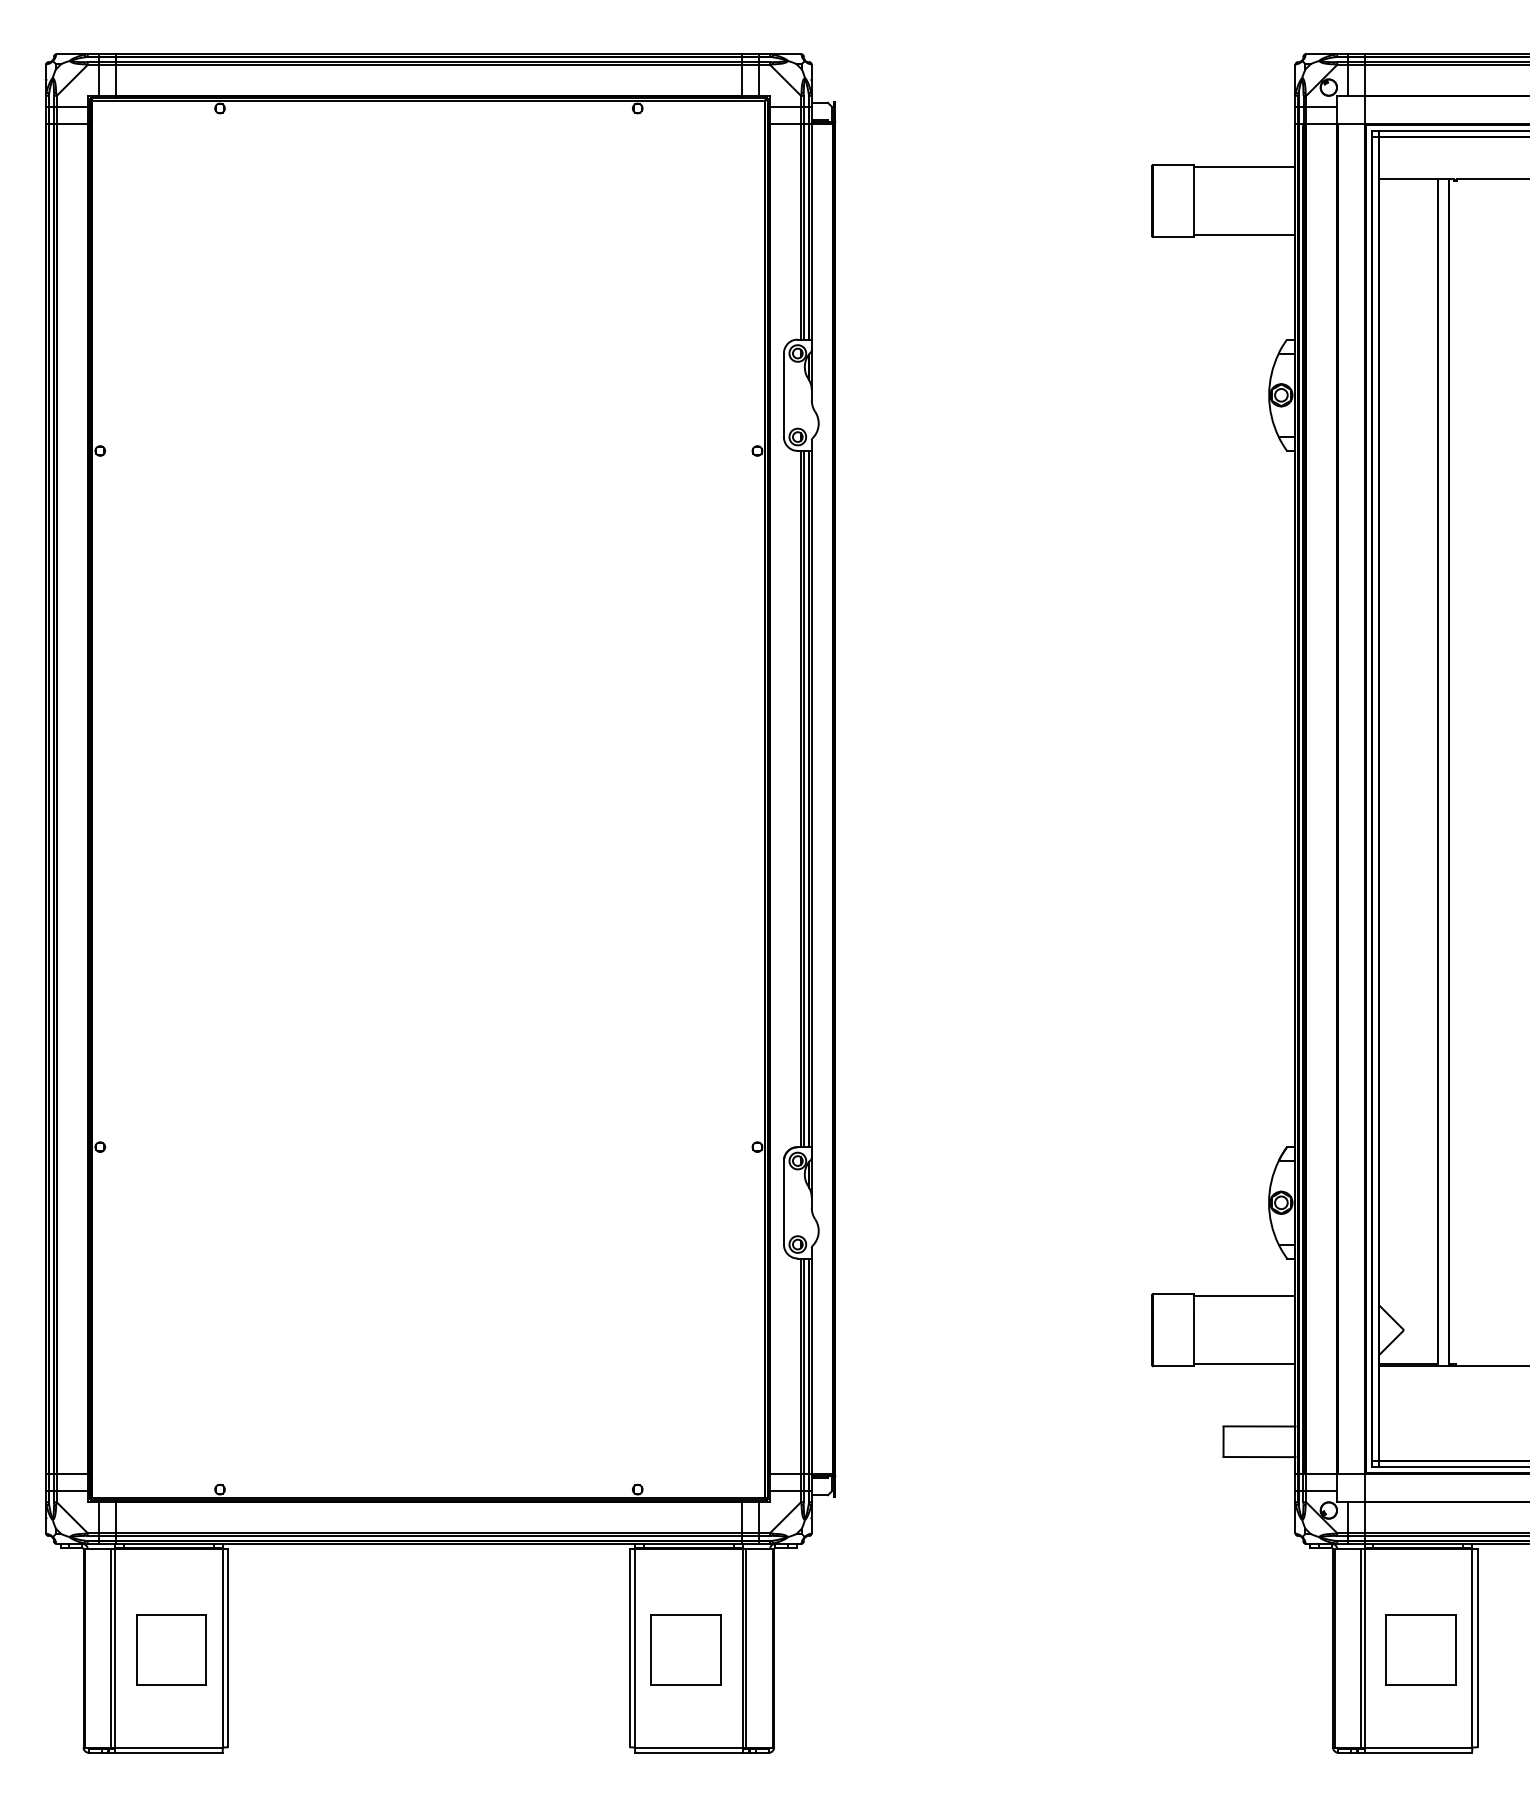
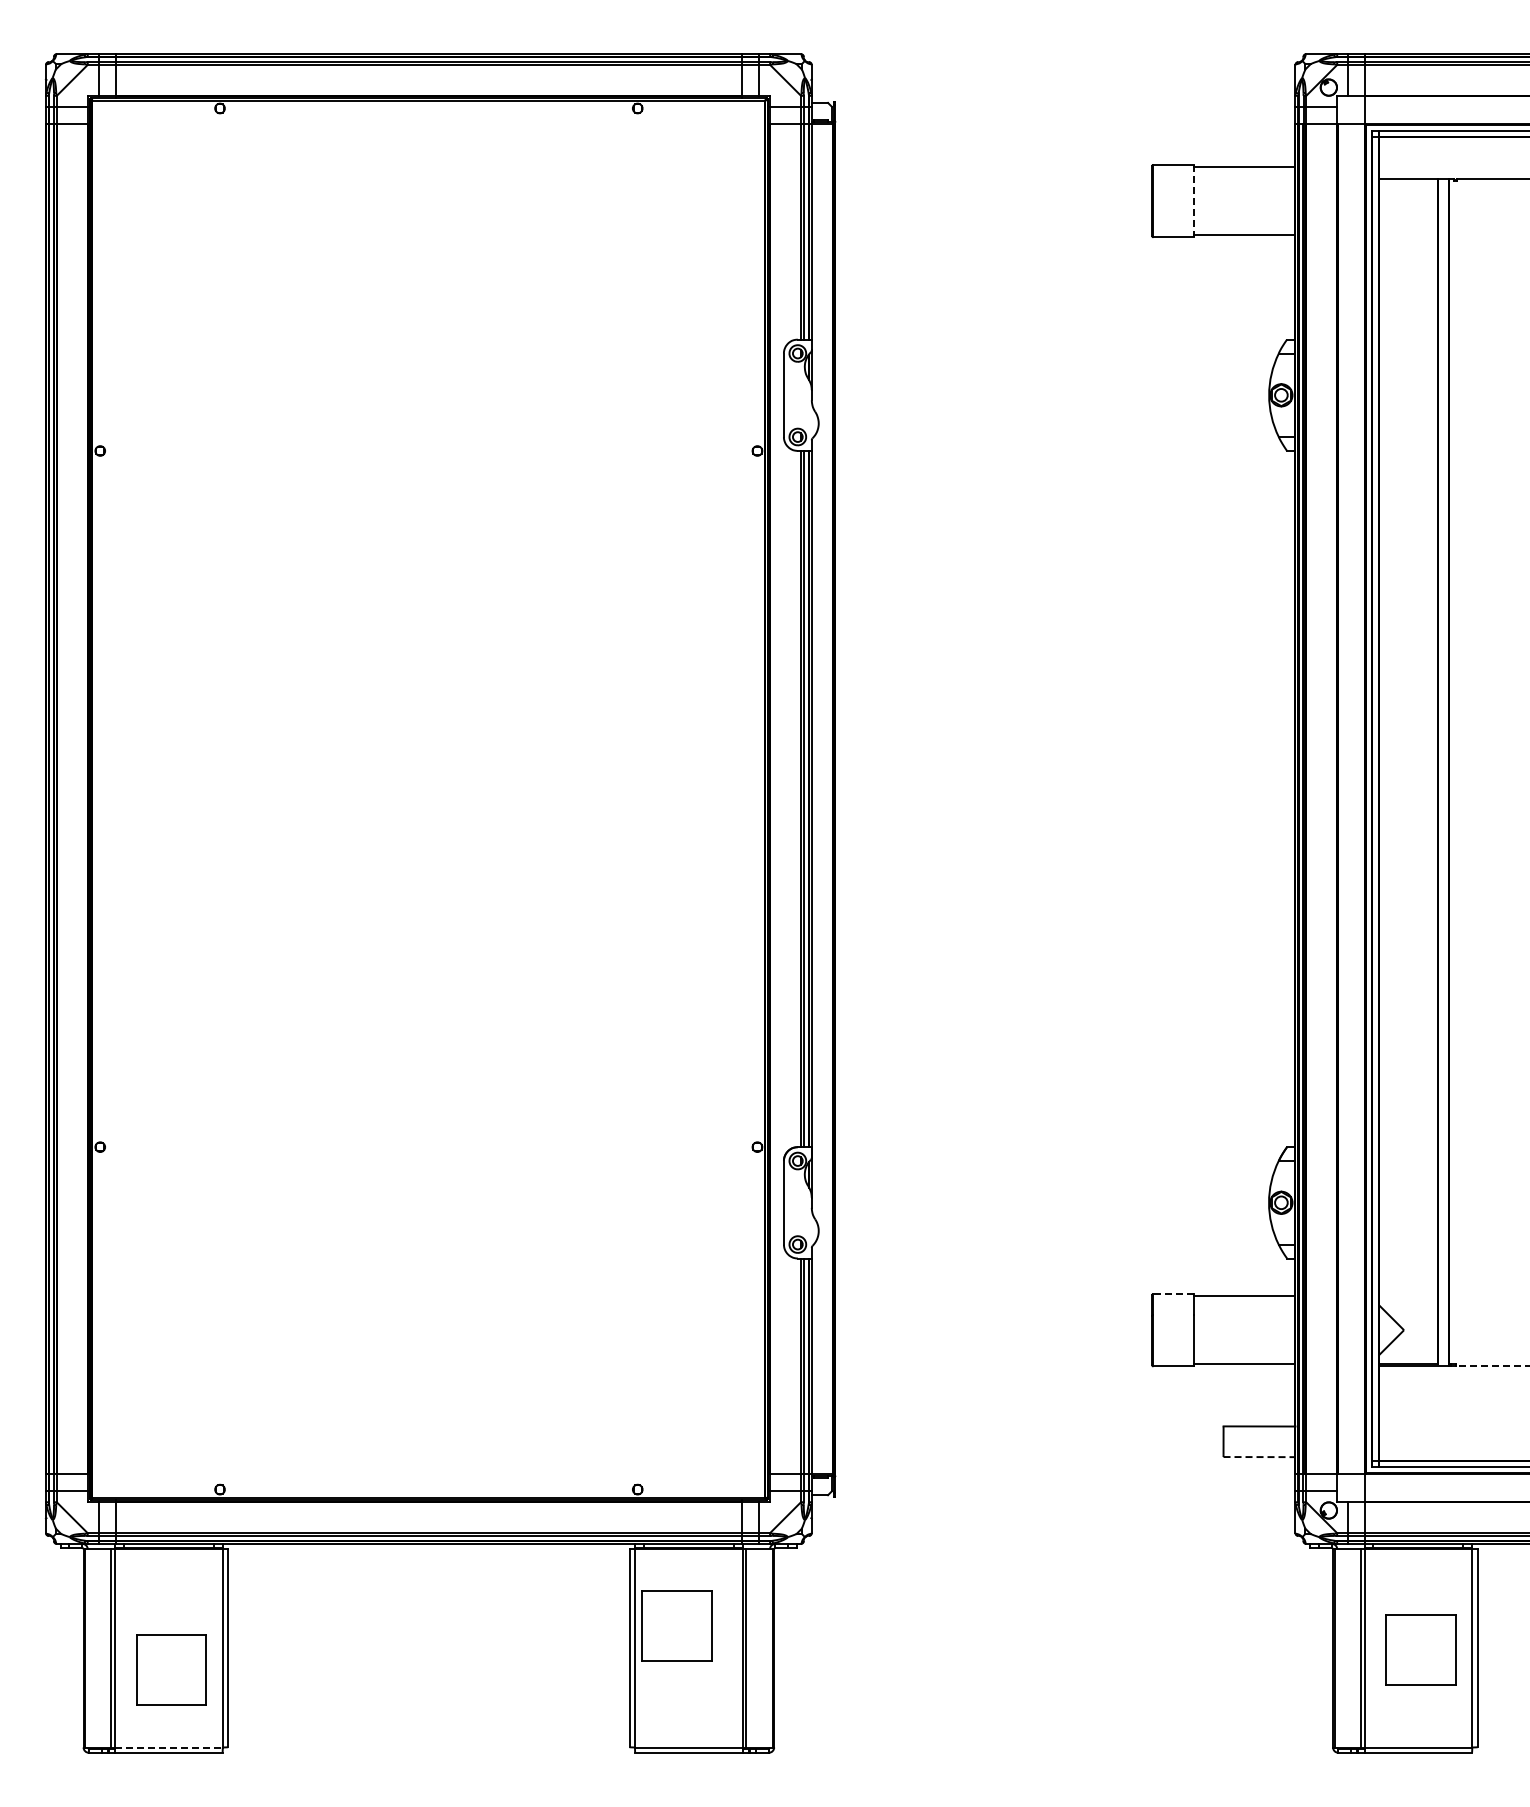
line: solid -> dashed (1193, 201)
line: solid -> dashed (1173, 1294)
line: solid -> dashed (1492, 1366)
line: solid -> dashed (1259, 1457)
part position: (171, 1649) -> (171, 1669) (171, 1669)
part position: (685, 1649) -> (676, 1625) (676, 1625)
line: solid -> dashed (168, 1747)
